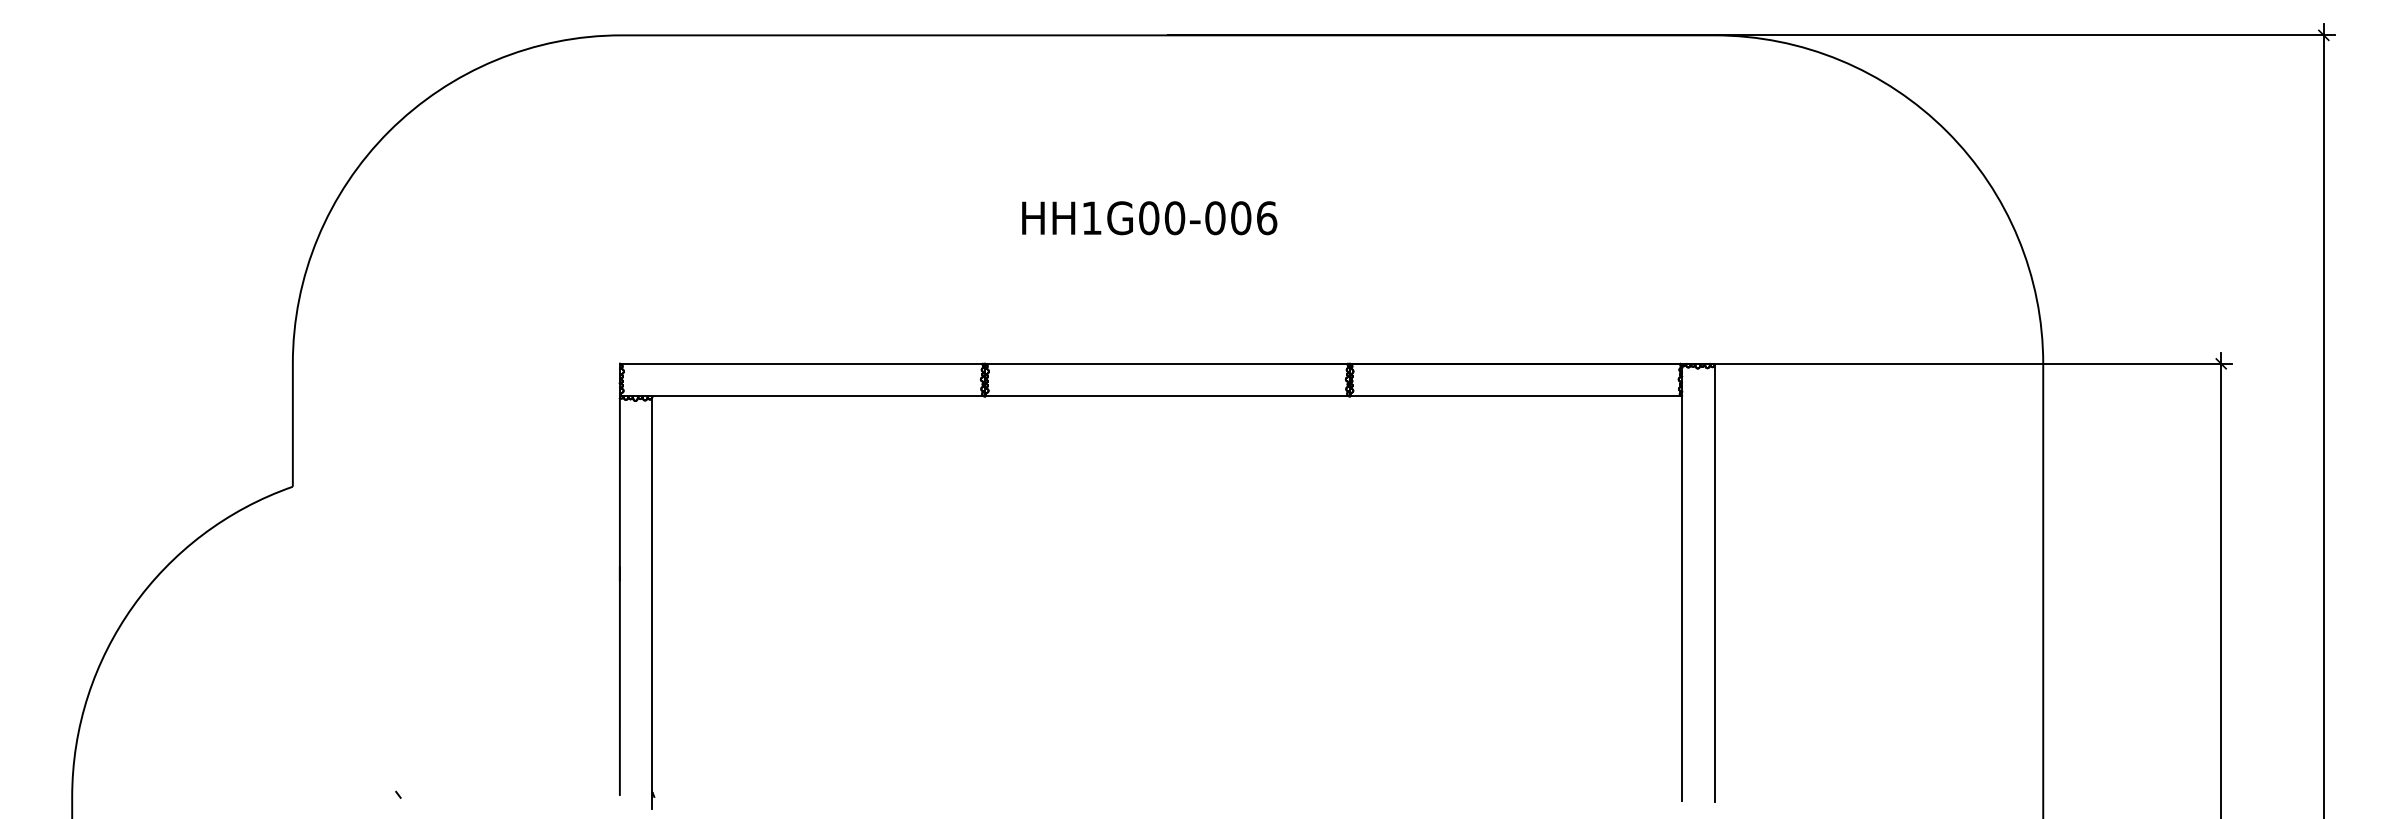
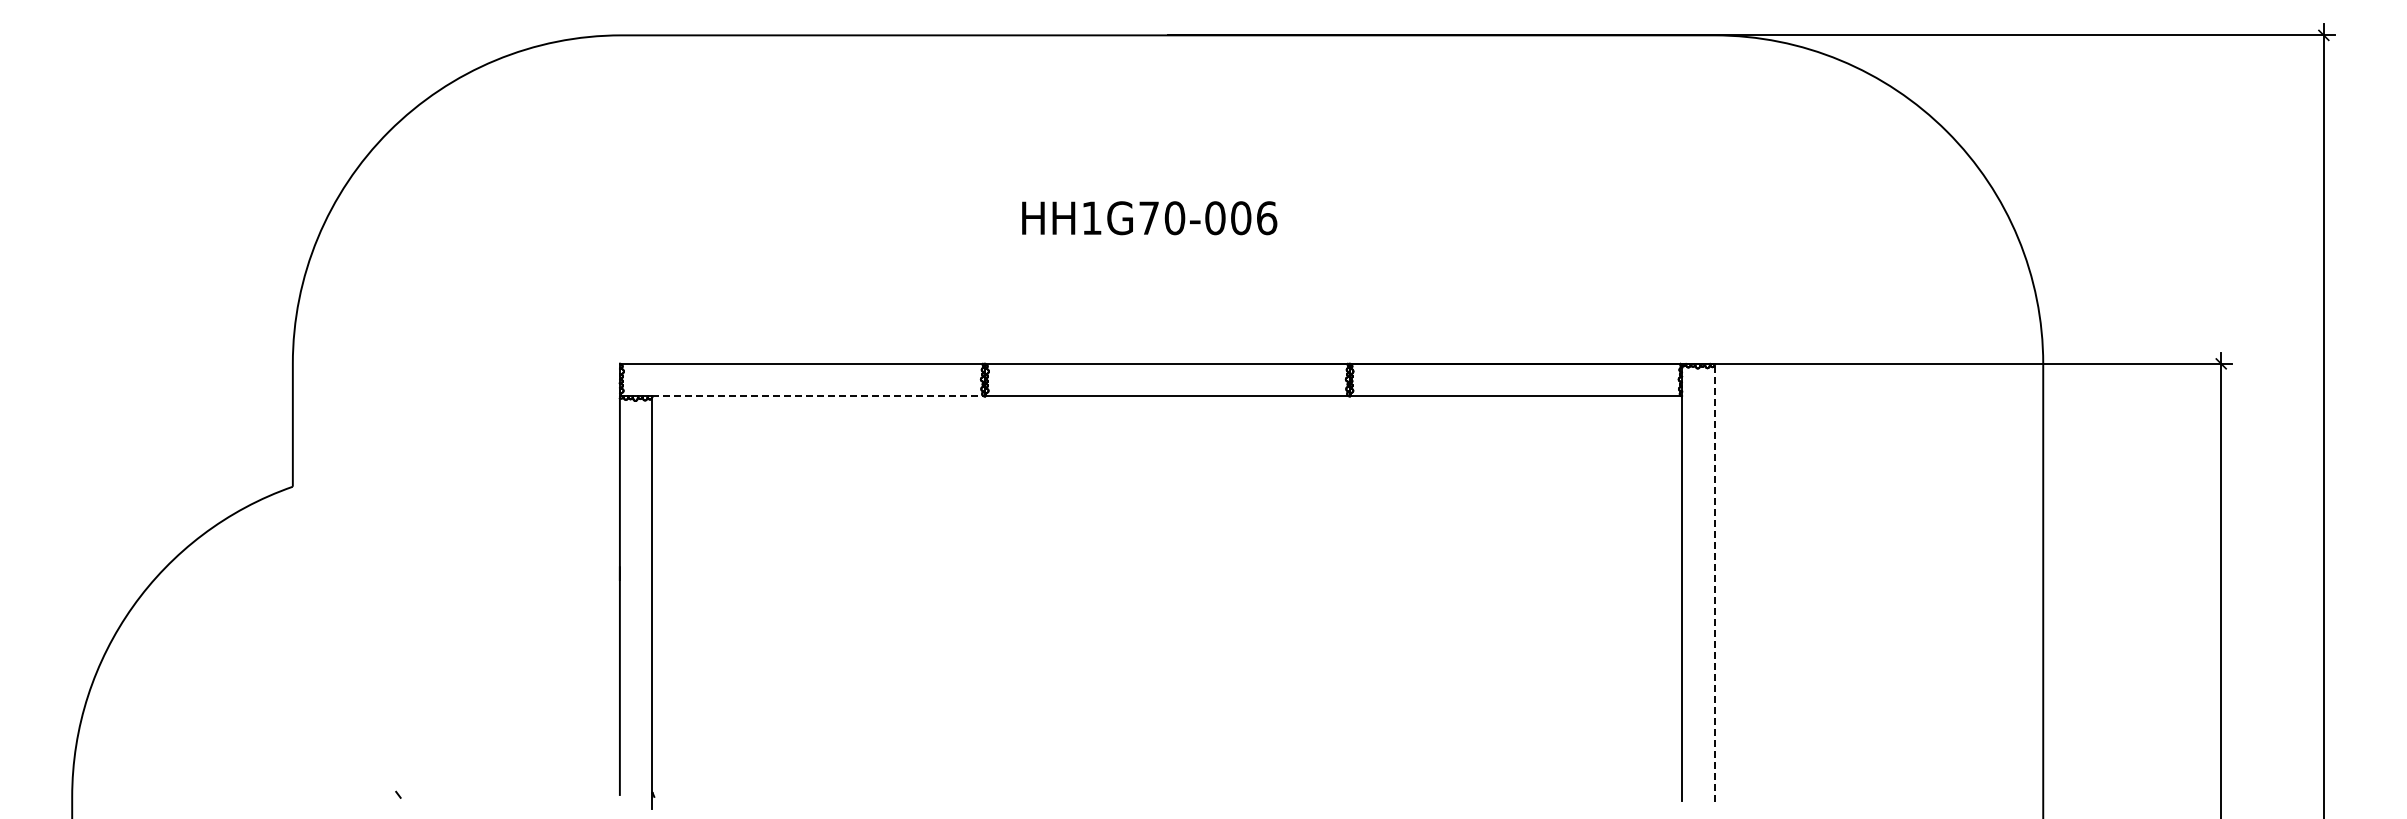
text: HH1G00-006 -> HH1G70-006 (1149, 218)
line: solid -> dashed (819, 396)
line: solid -> dashed (1714, 582)
